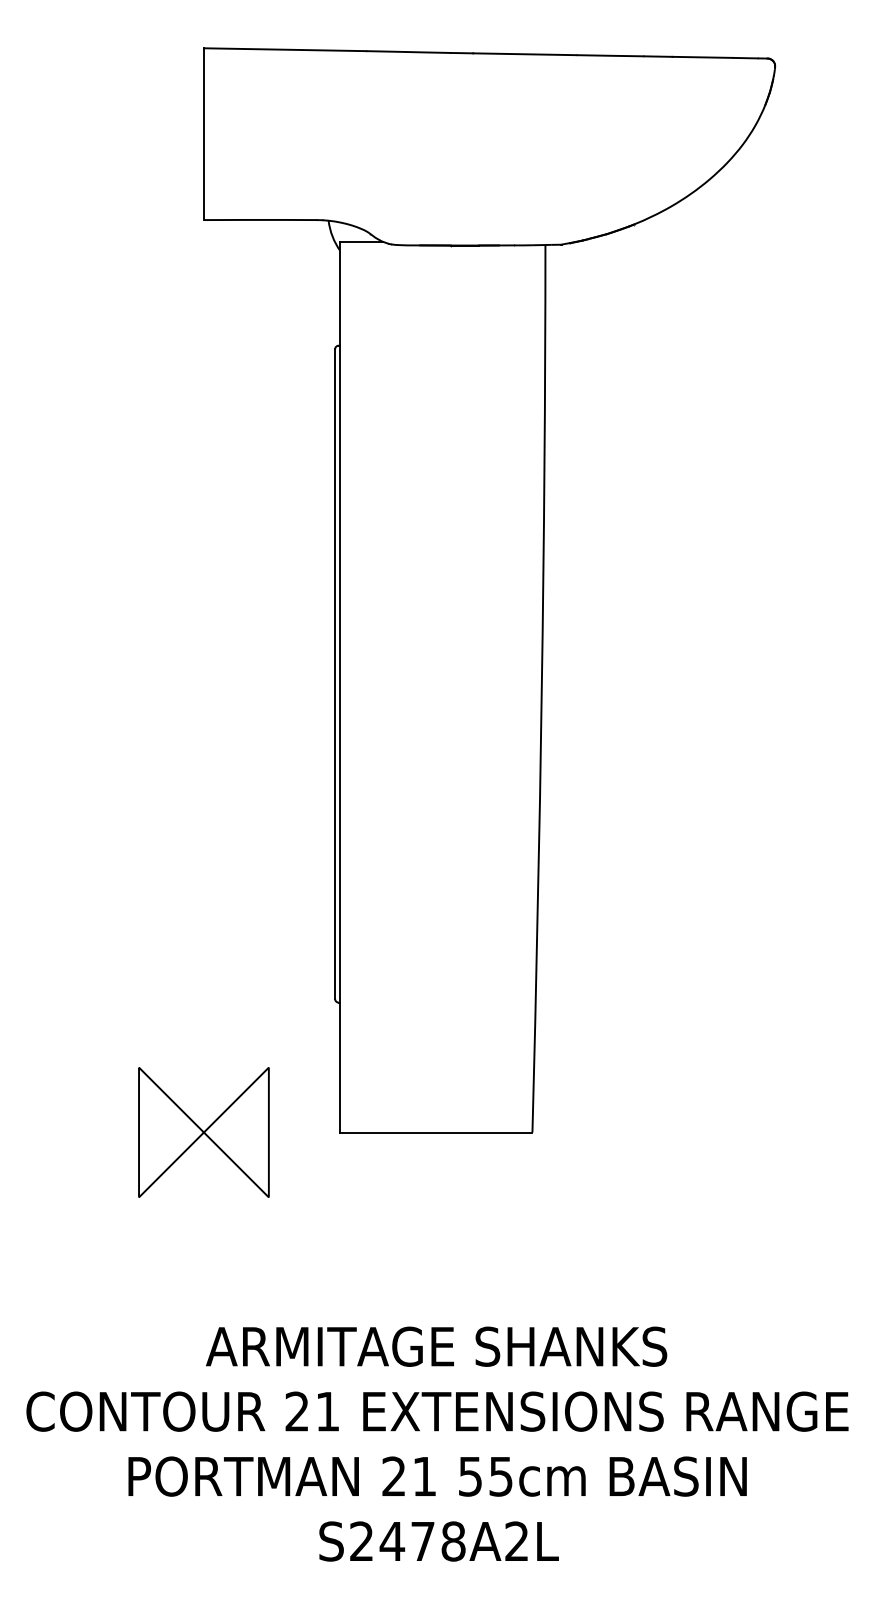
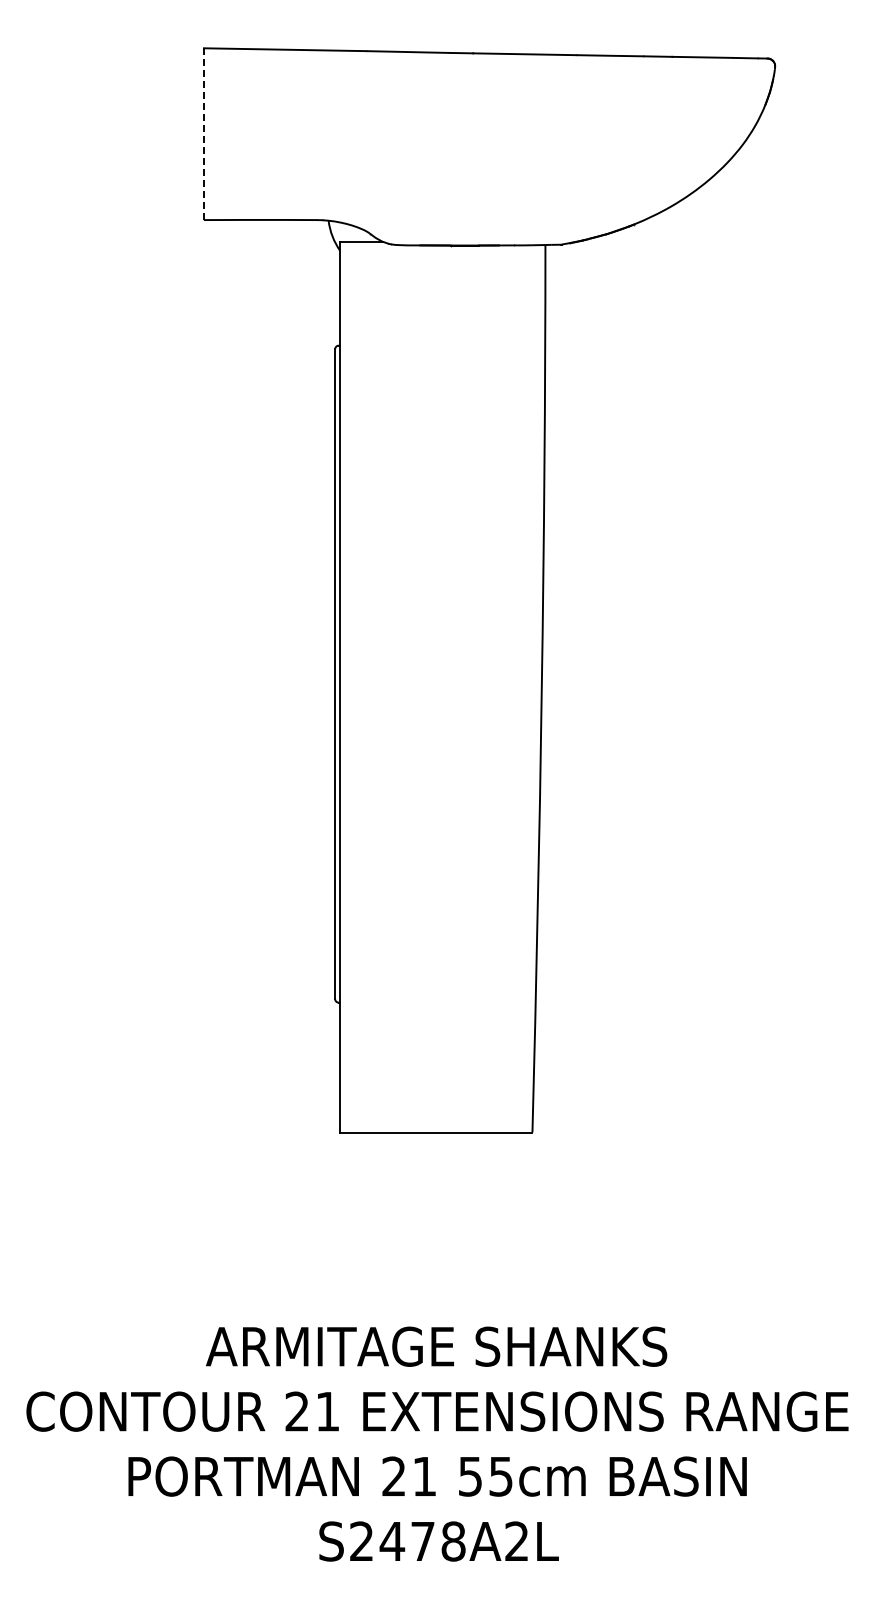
line: solid -> dashed (203, 134)
part: present -> none (203, 1132)
